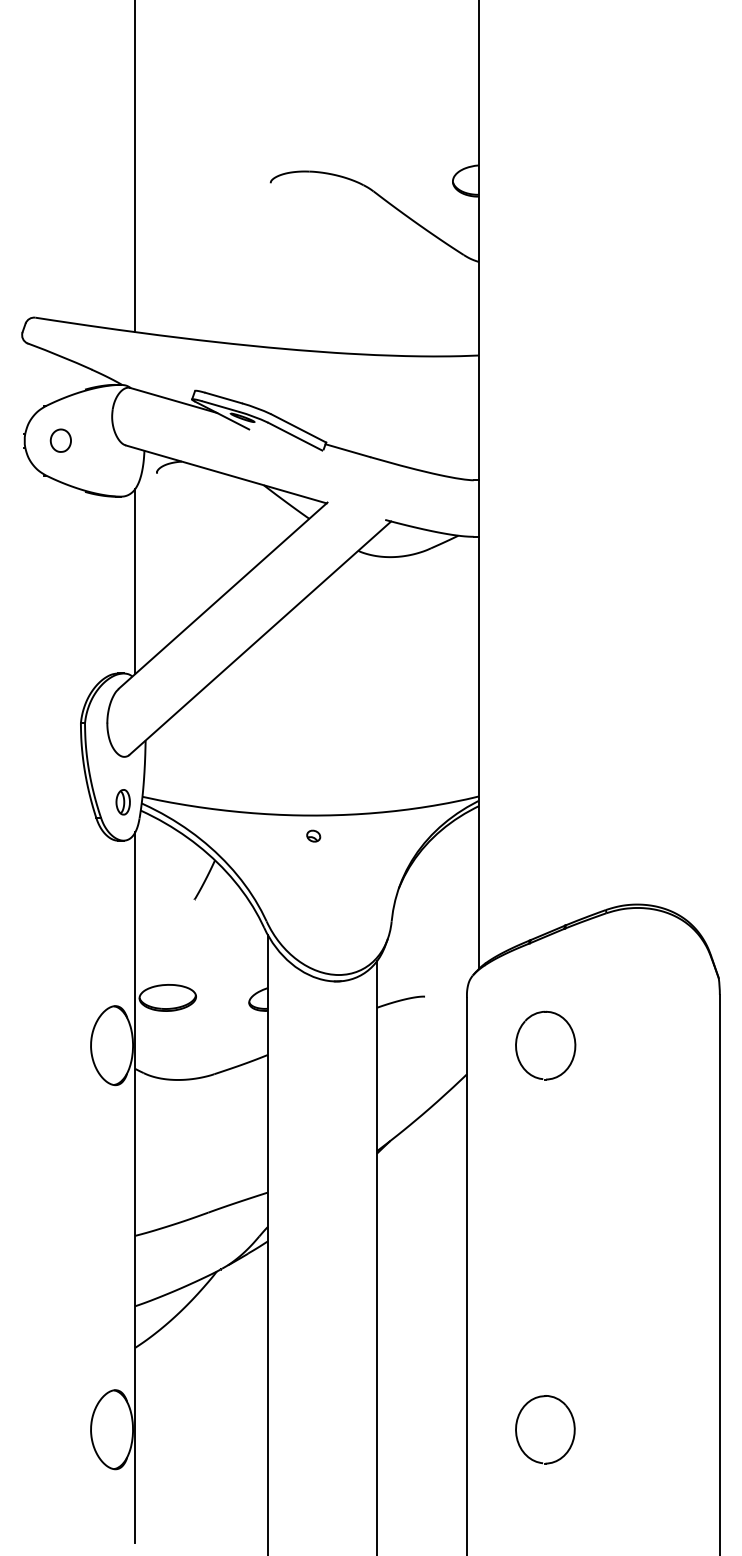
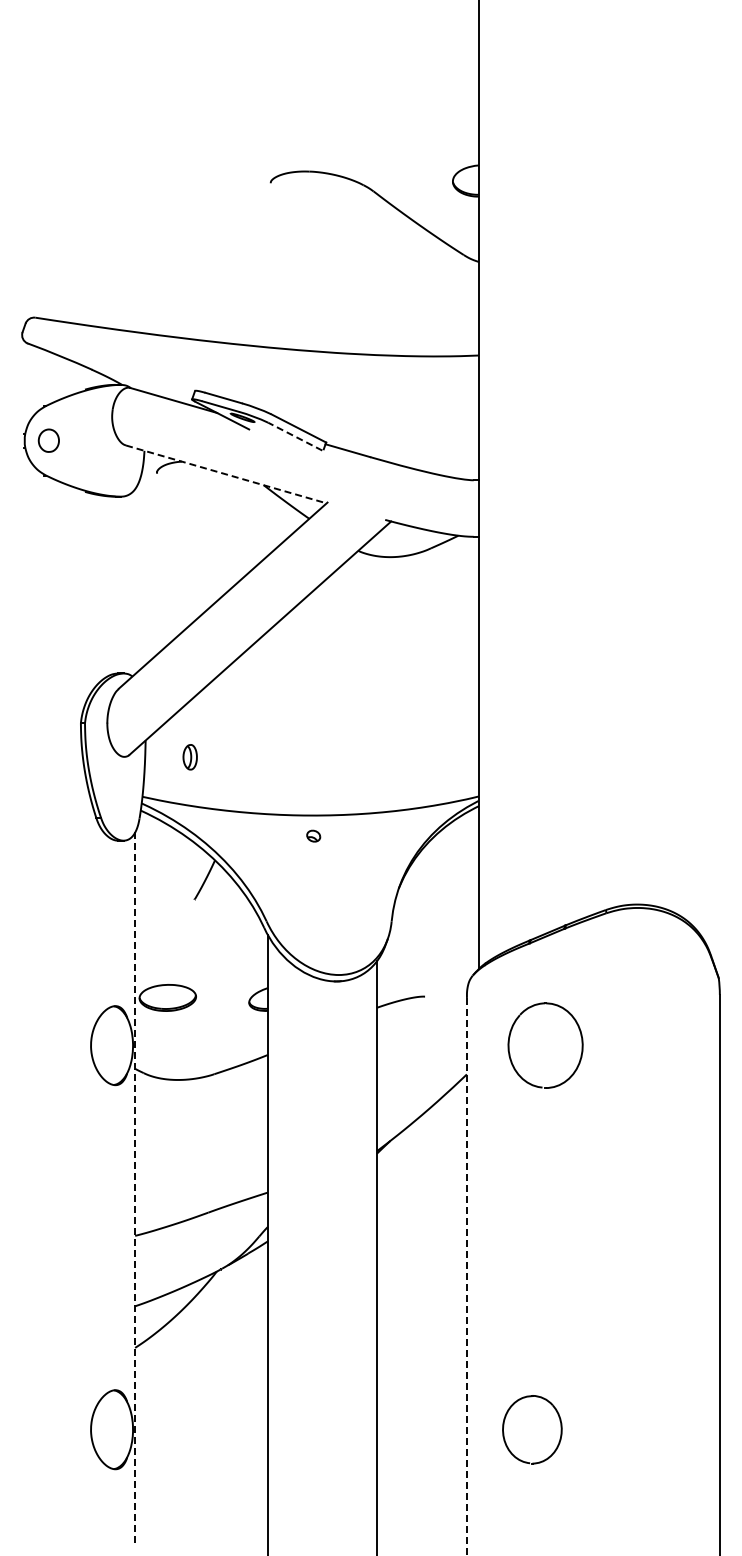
line: present -> none (135, 167)
line: solid -> dashed (294, 436)
part position: (60, 440) -> (48, 440) (48, 440)
line: solid -> dashed (226, 474)
line: present -> none (135, 581)
part position: (122, 802) -> (189, 757) (189, 757)
part size: 62x71 px -> 77x87 px (545, 1045)
line: solid -> dashed (135, 1187)
line: solid -> dashed (466, 1276)
part position: (545, 1429) -> (532, 1429) (532, 1429)
